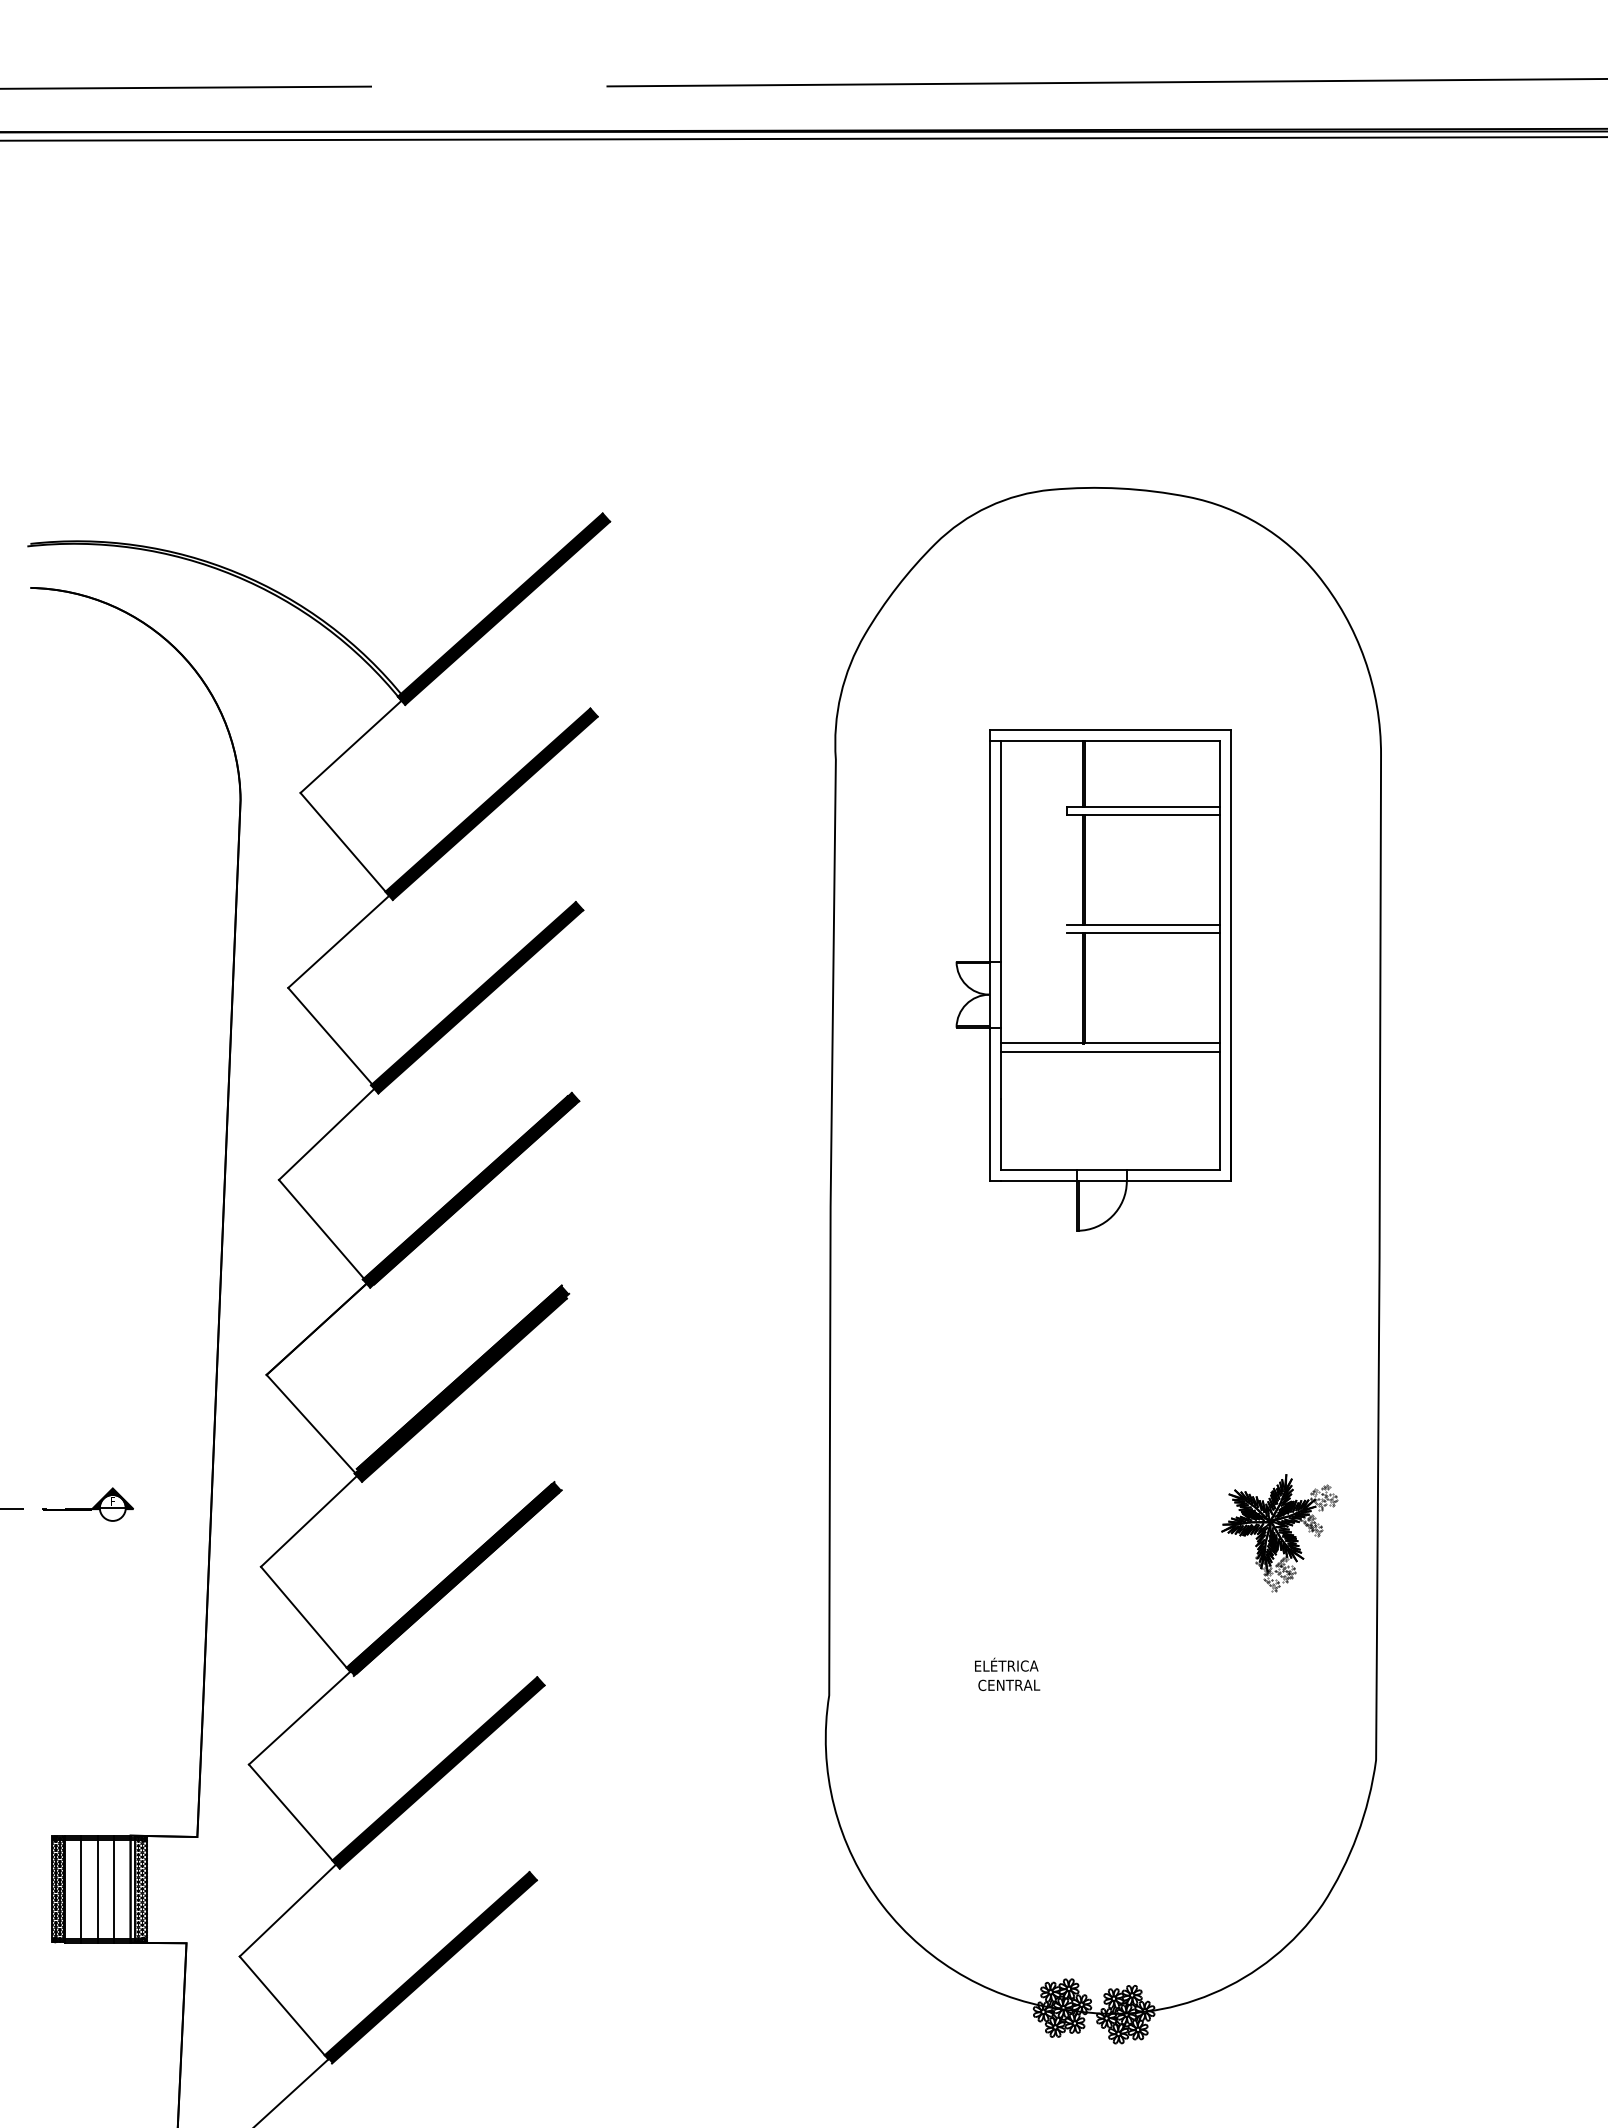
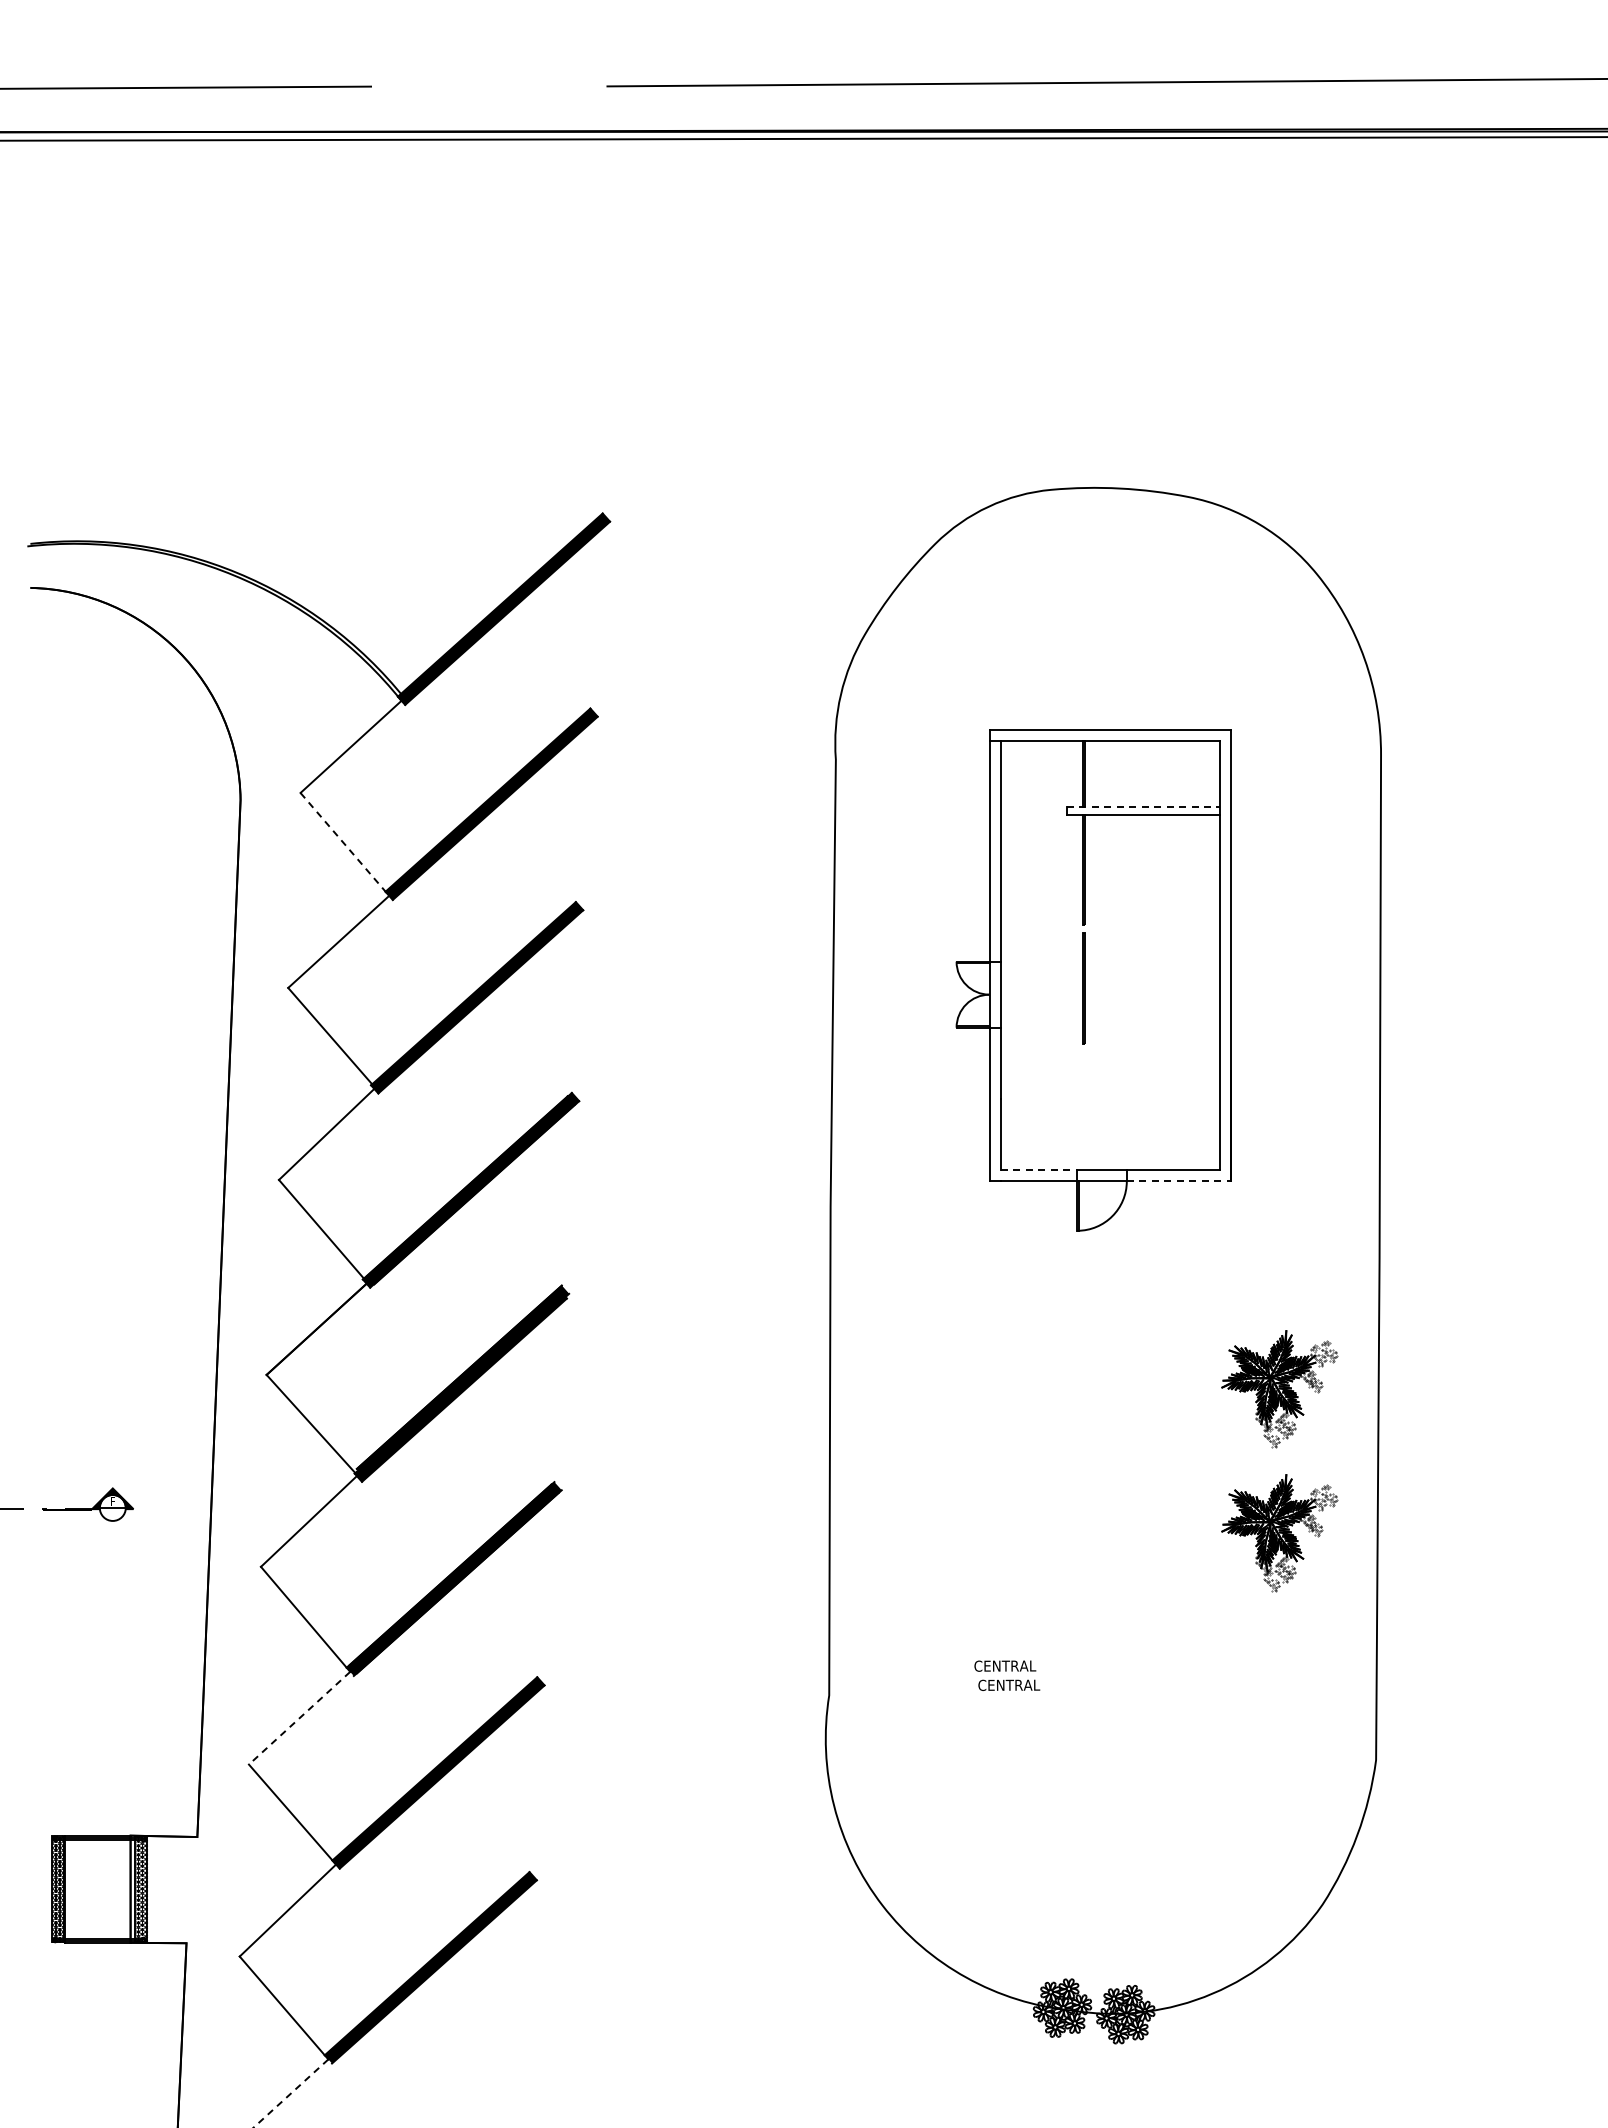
line: solid -> dashed (1143, 806)
line: solid -> dashed (344, 844)
line: present -> none (1143, 925)
line: present -> none (1143, 933)
line: present -> none (1110, 1043)
line: present -> none (1110, 1051)
line: solid -> dashed (1039, 1170)
line: solid -> dashed (1179, 1181)
part: none -> present (1279, 1389)
text: ELÉTRICA -> CENTRAL (1006, 1664)
line: solid -> dashed (299, 1718)
line: present -> none (81, 1888)
line: present -> none (97, 1888)
line: present -> none (114, 1888)
line: solid -> dashed (290, 2093)
